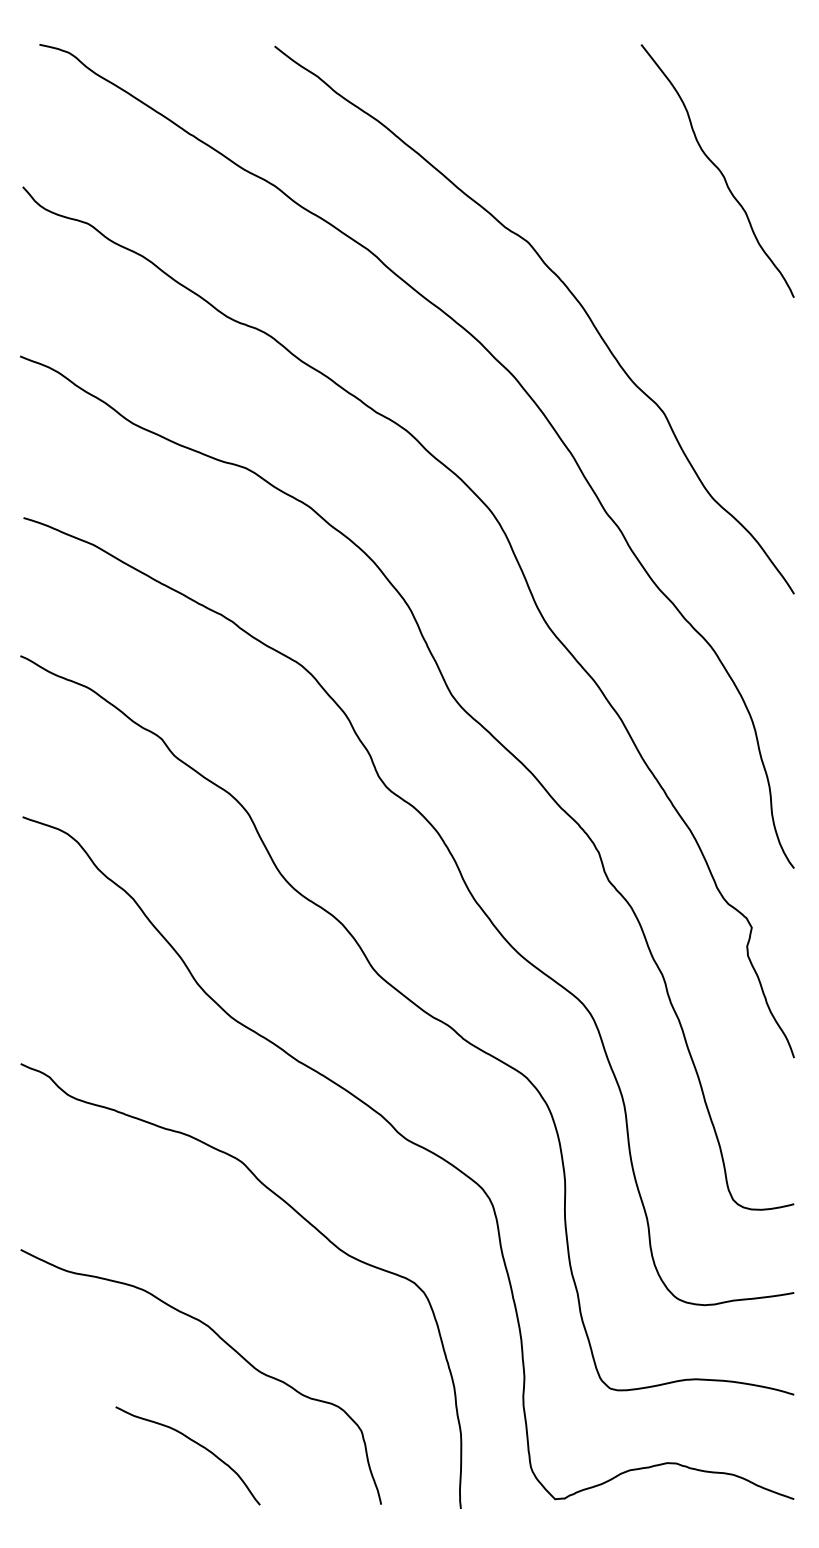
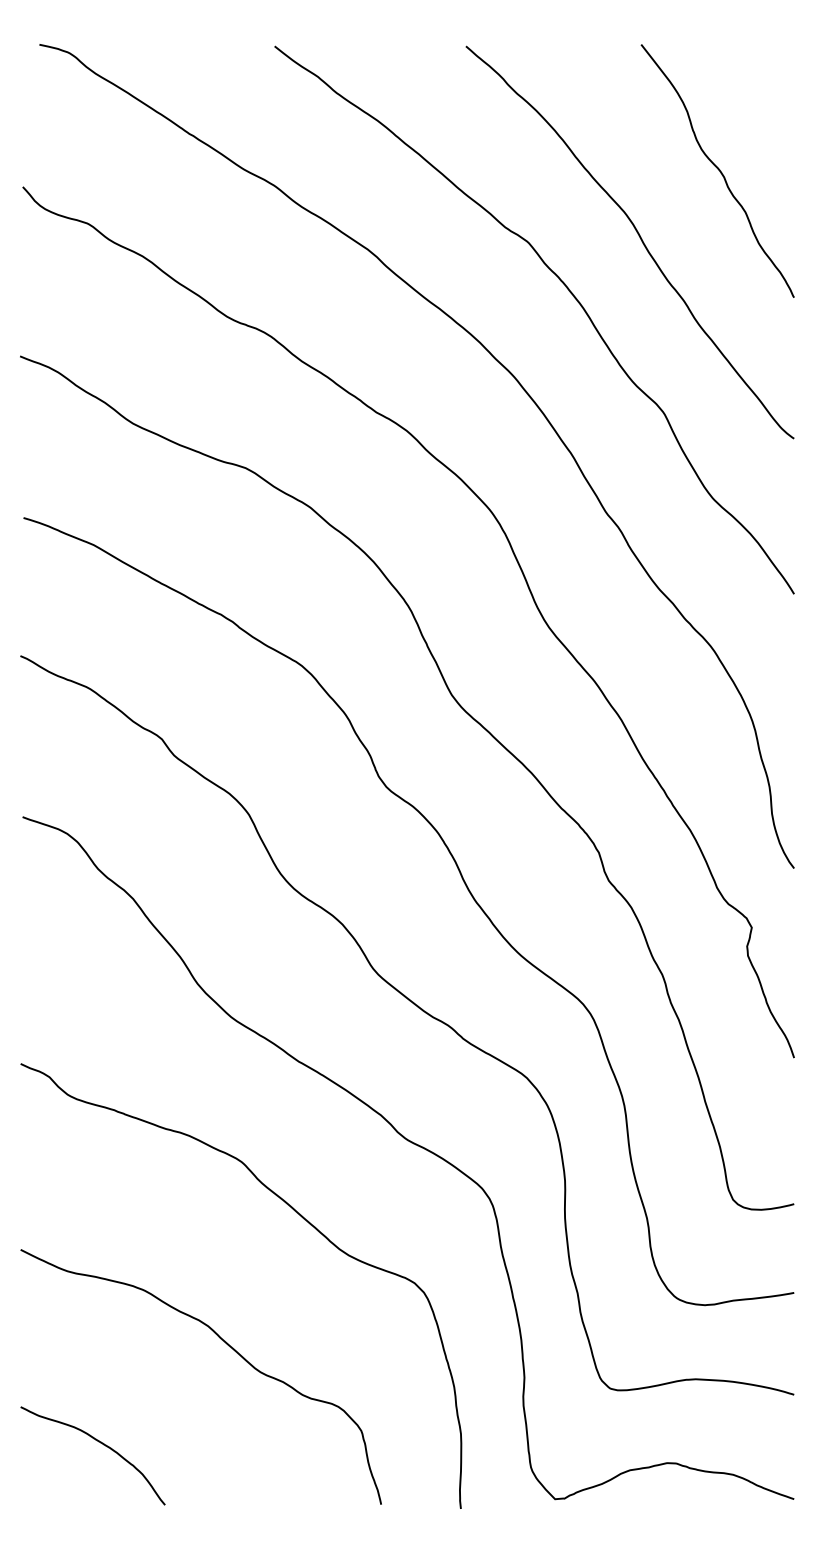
curve: none -> present (638, 236)
curve position: (193, 1442) -> (98, 1442) (98, 1442)
